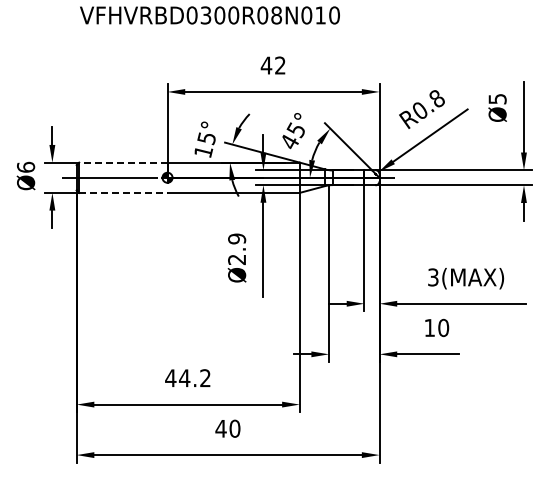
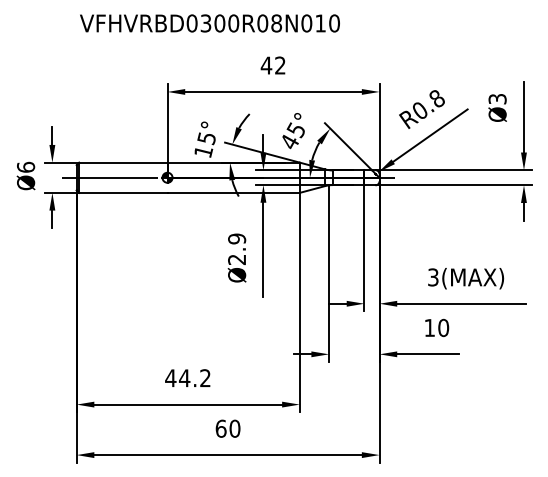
text position: (209, 15) -> (209, 23) (209, 23)
text: Ø5 -> Ø3 (496, 98)
line: dashed -> solid (122, 162)
line: dashed -> solid (123, 192)
text: 40 -> 60 (220, 428)
